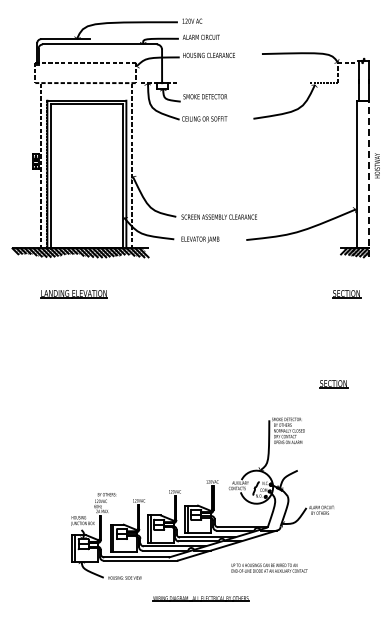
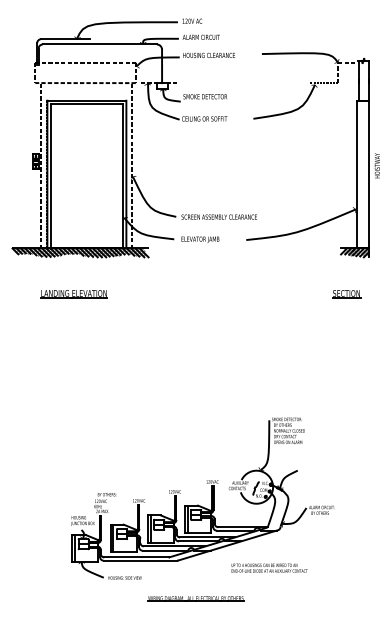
line: dashed -> solid (368, 178)
part: present -> none (333, 384)
part position: (200, 598) -> (195, 598) (195, 598)
